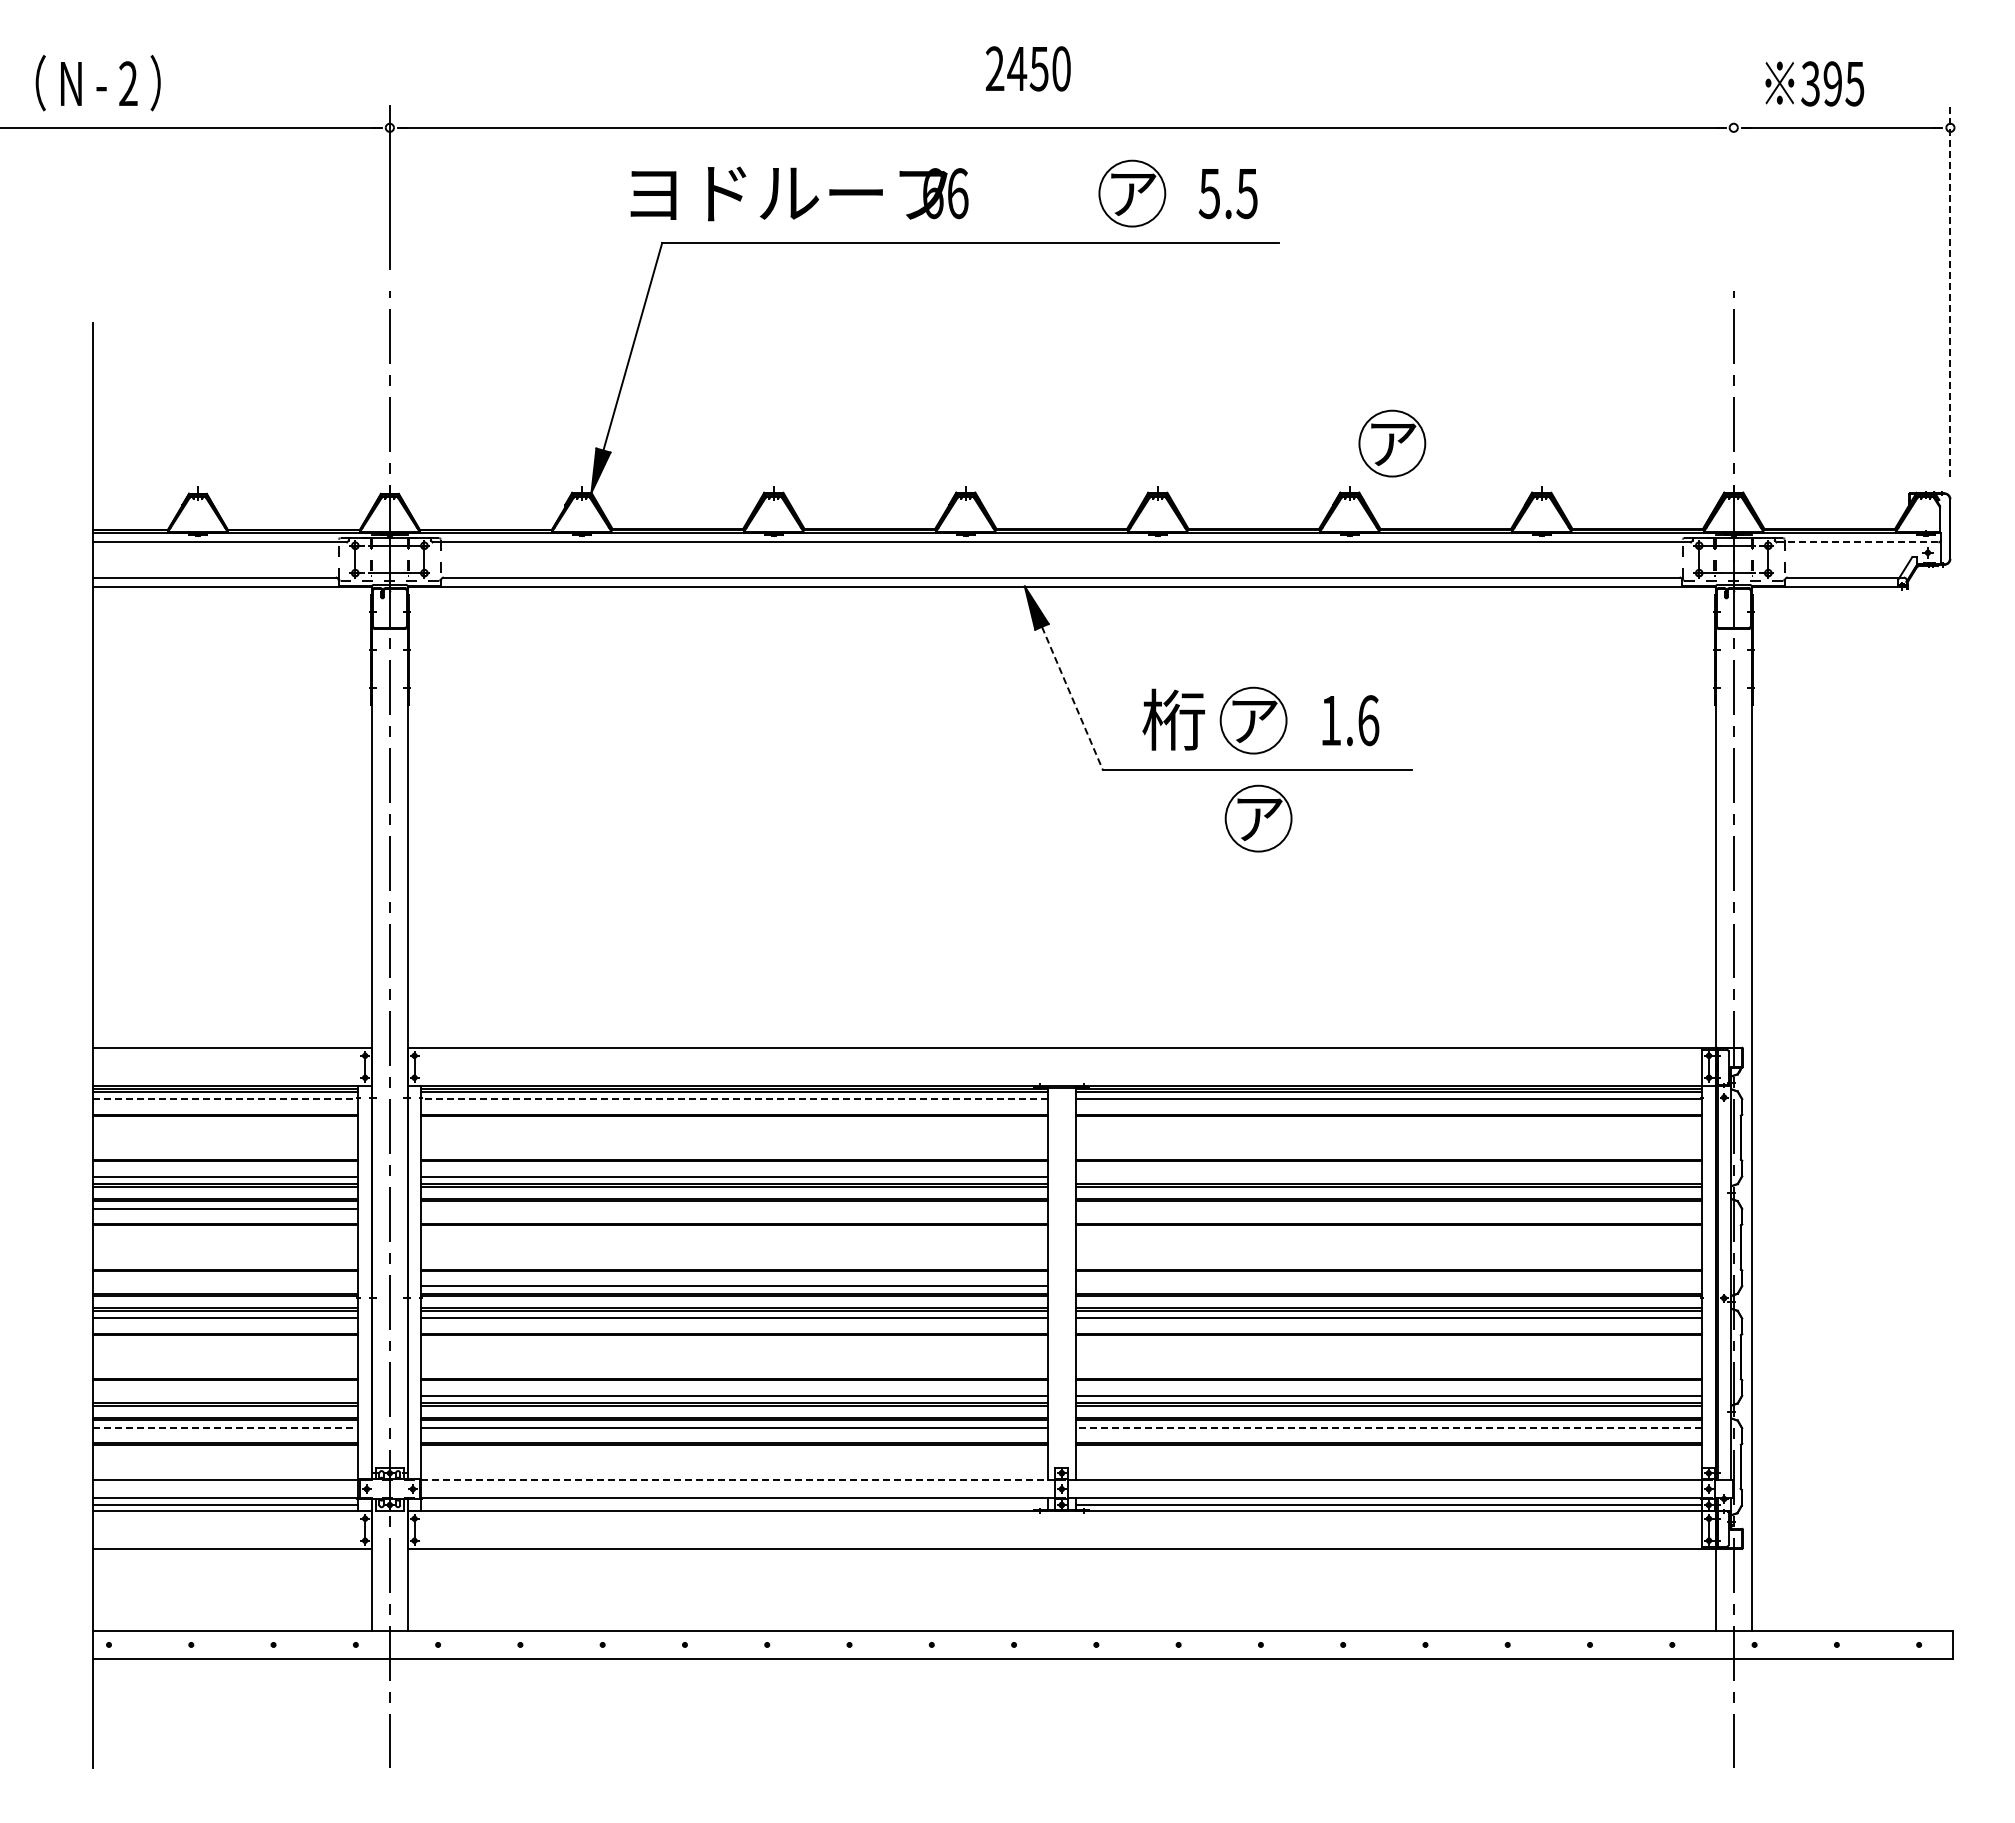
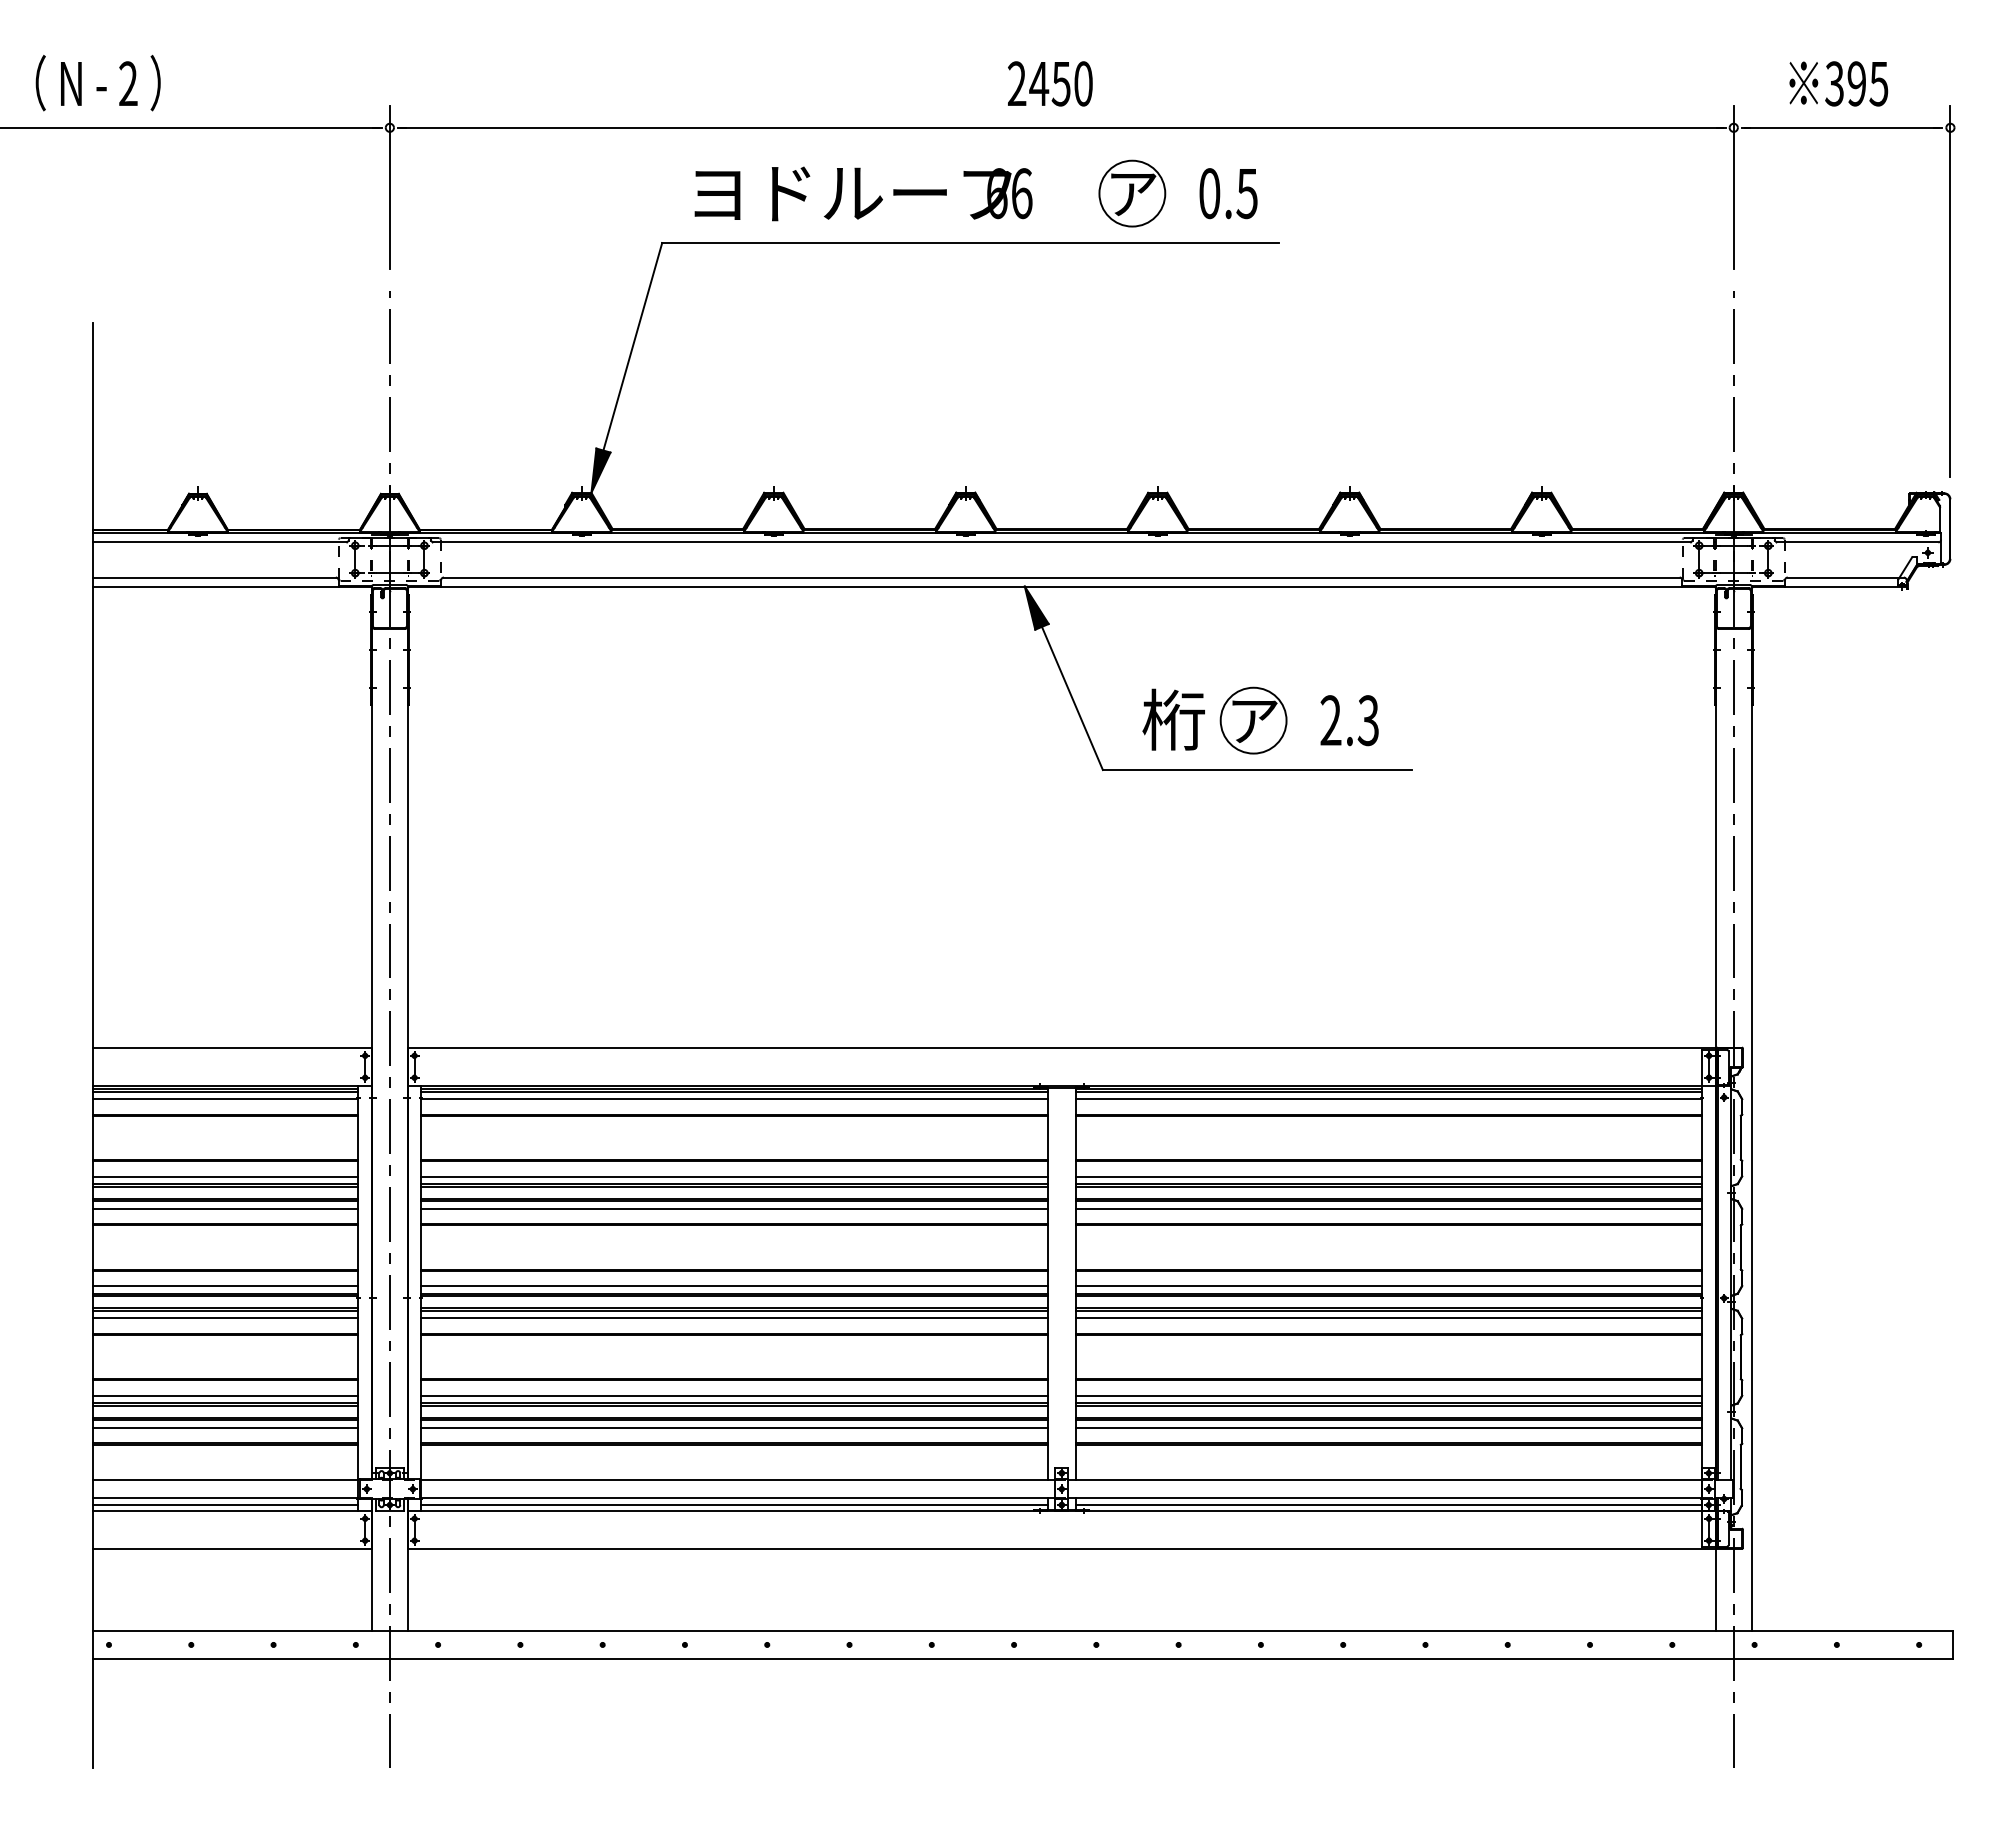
text position: (1028, 68) -> (1050, 83) (1050, 83)
text position: (1814, 83) -> (1838, 83) (1838, 83)
line: none -> present (1733, 187)
text position: (799, 193) -> (863, 193) (863, 193)
text: 5.5 -> 0.5 (1209, 193)
line: dashed -> solid (1950, 291)
part: present -> none (1392, 443)
line: dashed -> solid (1857, 542)
line: dashed -> solid (1072, 698)
text: 1.6 -> 2.3 (1349, 720)
part: present -> none (1258, 818)
line: dashed -> solid (226, 1099)
line: dashed -> solid (734, 1099)
line: none -> present (1388, 1176)
line: none -> present (734, 1208)
line: none -> present (1388, 1208)
line: none -> present (225, 1286)
line: none -> present (1388, 1286)
line: none -> present (225, 1395)
line: dashed -> solid (226, 1427)
line: dashed -> solid (1388, 1427)
line: dashed -> solid (738, 1480)
line: none -> present (734, 1505)
